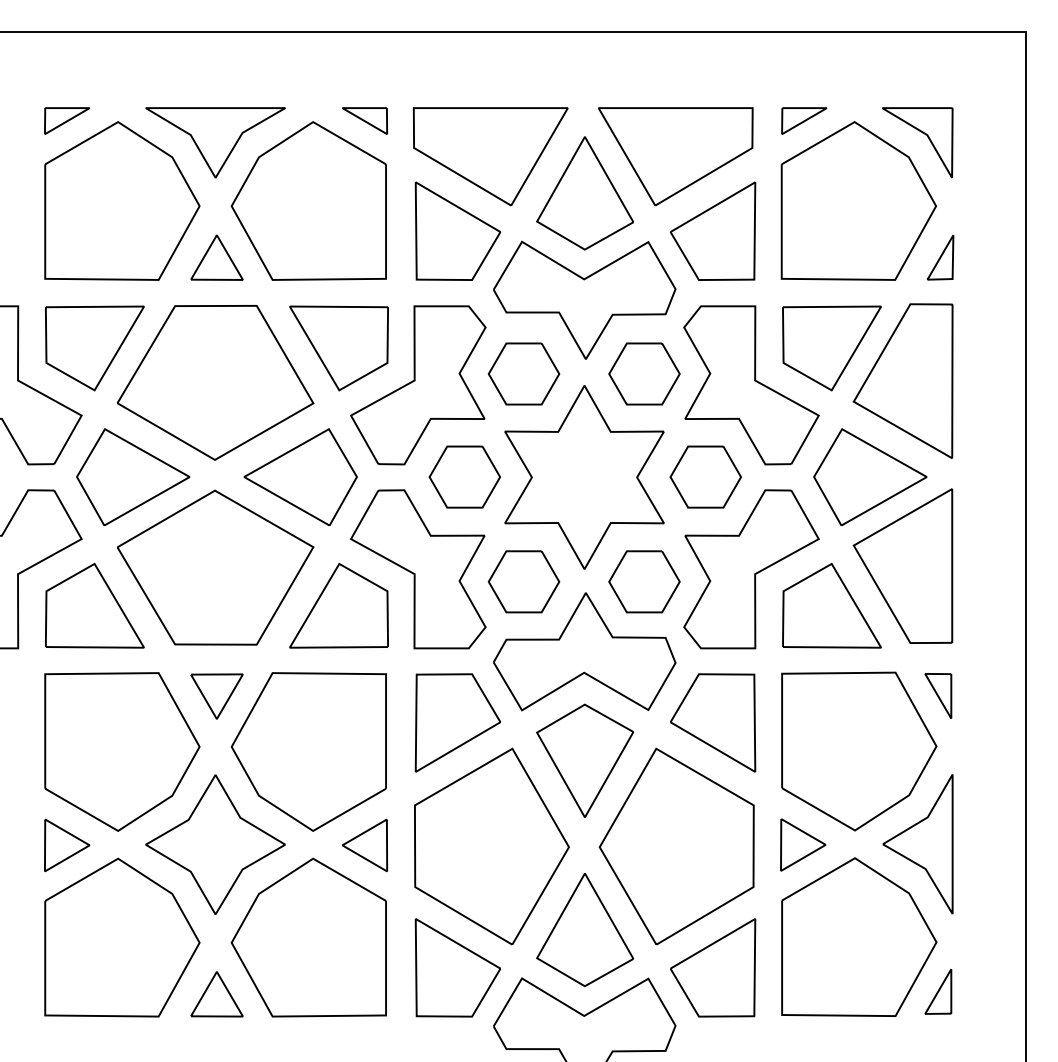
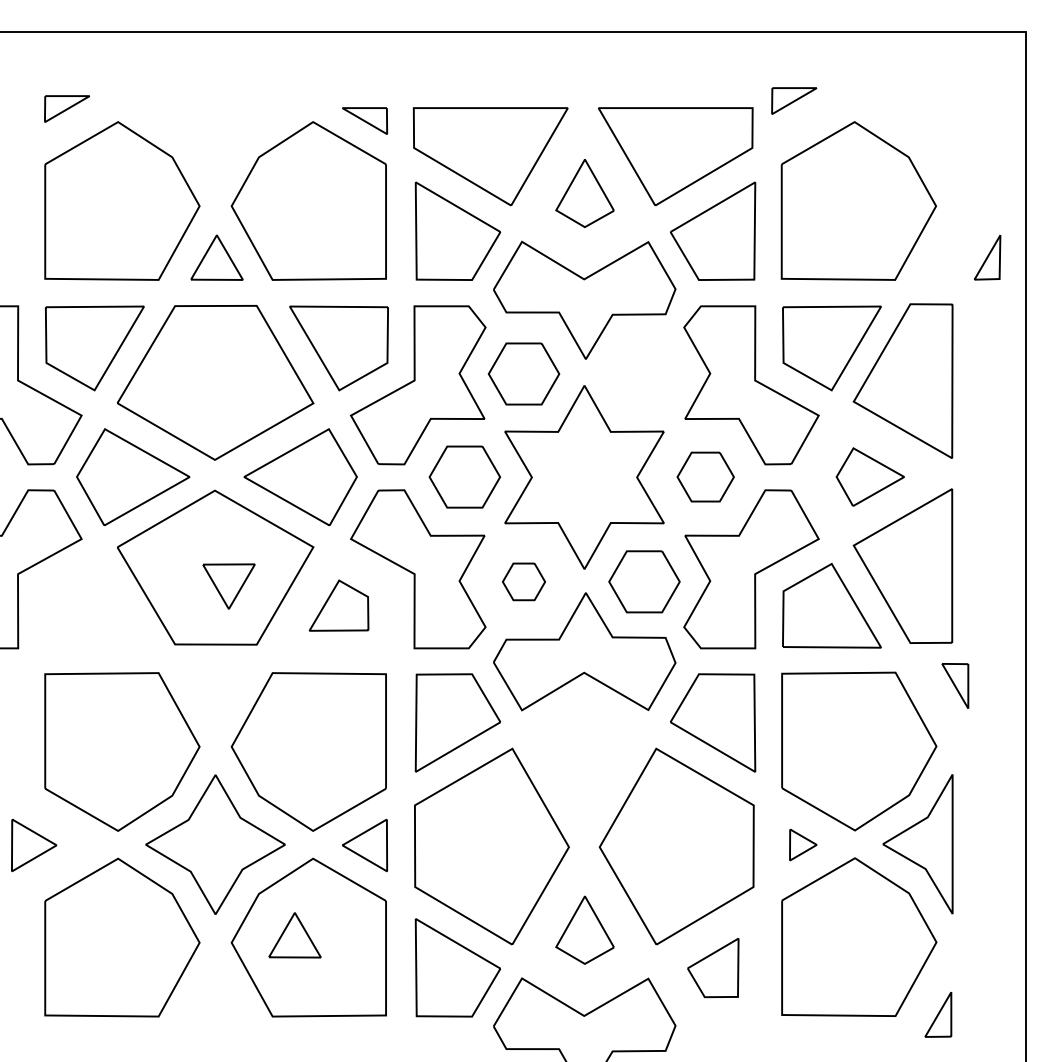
part position: (66, 120) -> (66, 108) (66, 108)
part position: (804, 120) -> (794, 100) (794, 100)
part: present -> none (922, 133)
part: present -> none (215, 142)
part size: 98x115 px -> 60x69 px (584, 193)
part position: (940, 257) -> (987, 257) (987, 257)
part: present -> none (644, 373)
part size: 73x64 px -> 59x52 px (705, 476)
part size: 115x98 px -> 70x60 px (869, 476)
part size: 74x64 px -> 44x40 px (523, 581)
part: present -> none (94, 605)
part size: 100x87 px -> 62x53 px (338, 605)
part position: (938, 695) -> (955, 685) (955, 685)
part position: (216, 696) -> (228, 586) (228, 586)
part: present -> none (584, 760)
part size: 47x54 px -> 29x34 px (803, 844)
part position: (67, 845) -> (34, 845) (34, 845)
part size: 98x115 px -> 60x70 px (584, 929)
part size: 87x100 px -> 53x61 px (713, 968)
part position: (938, 991) -> (938, 1014) (938, 1014)
part position: (216, 994) -> (294, 935) (294, 935)
